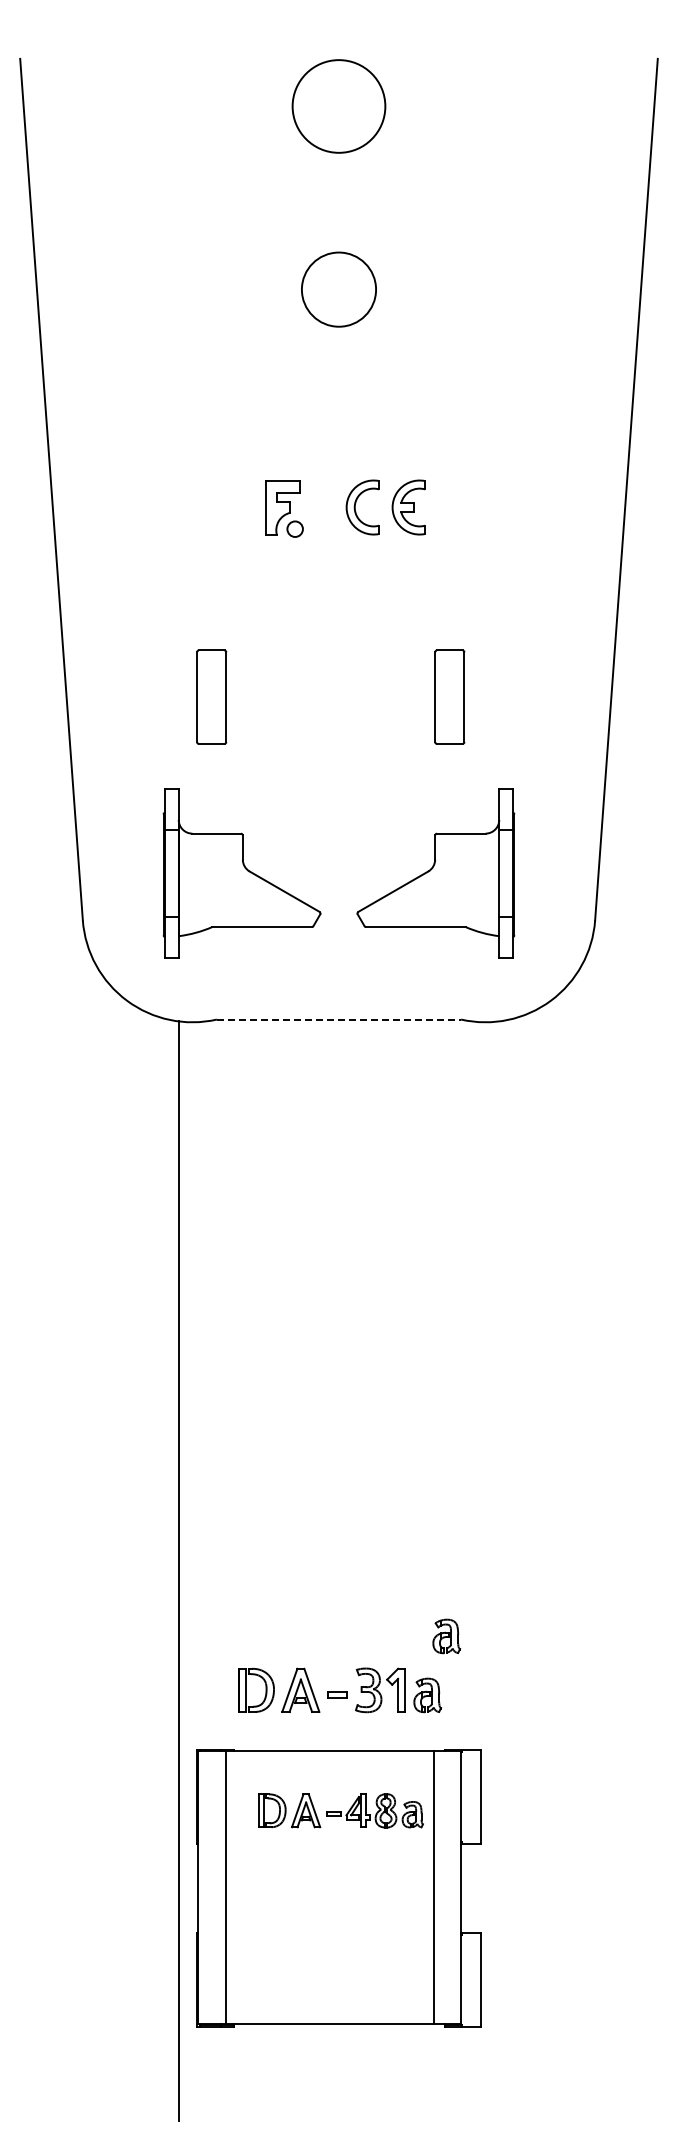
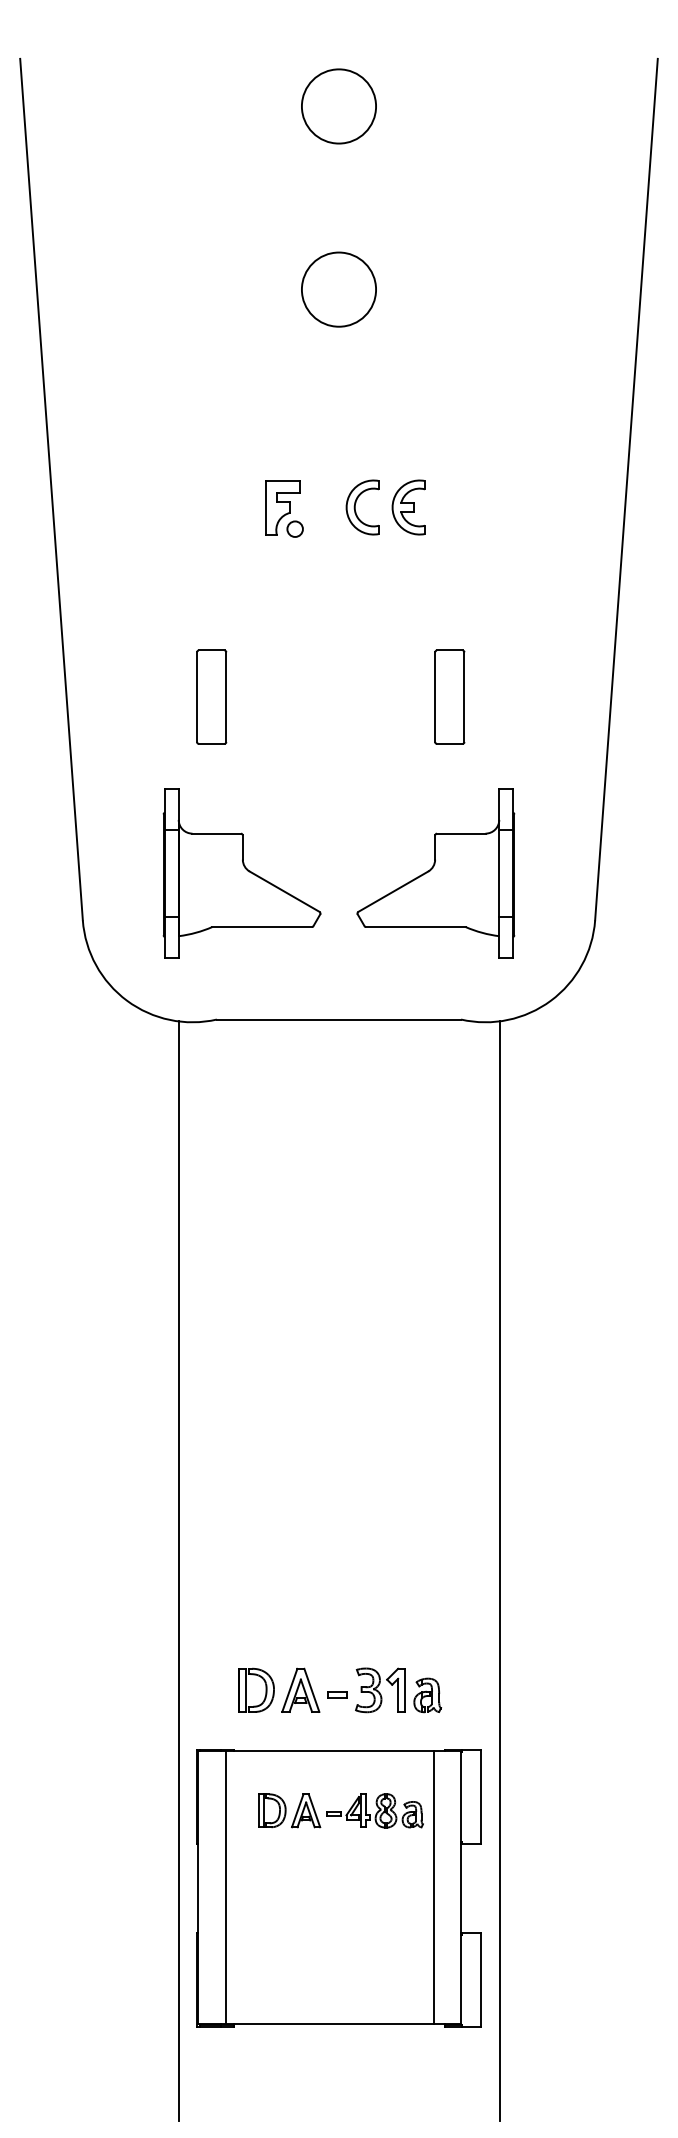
circle diameter: 93 px -> 74 px (338, 106)
line: dashed -> solid (339, 1019)
line: none -> present (499, 1571)
part: present -> none (446, 1636)
